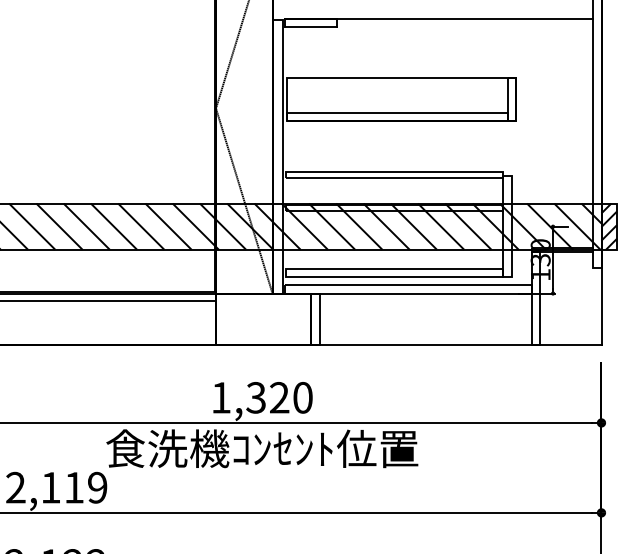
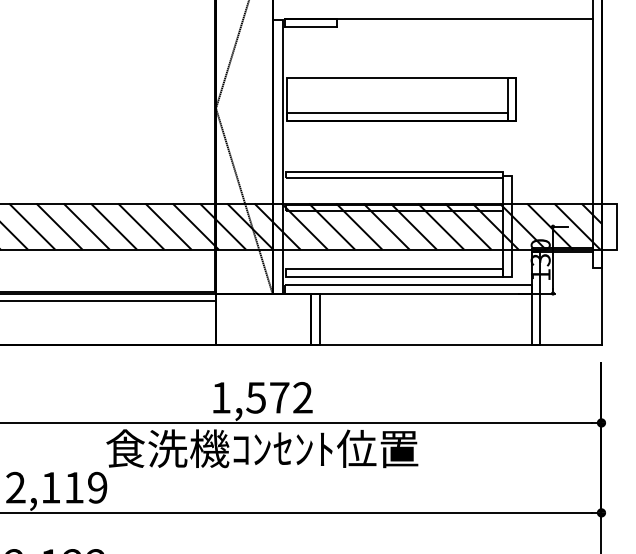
hatch: present -> none (608, 226)
text: 1,320 -> 1,572 (279, 397)
